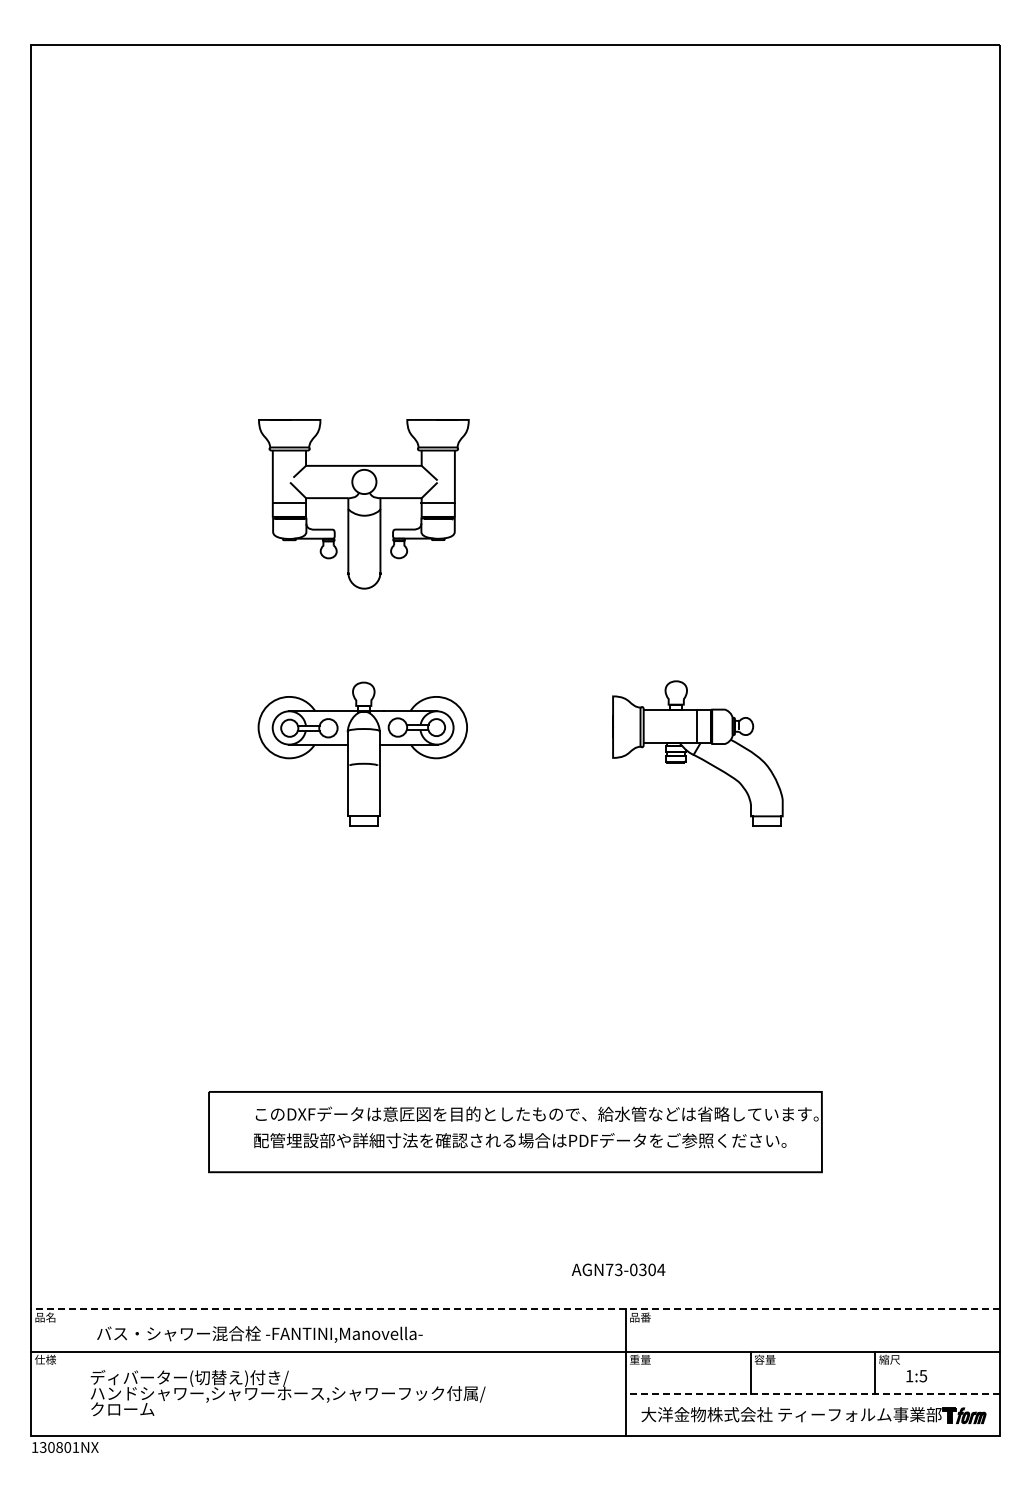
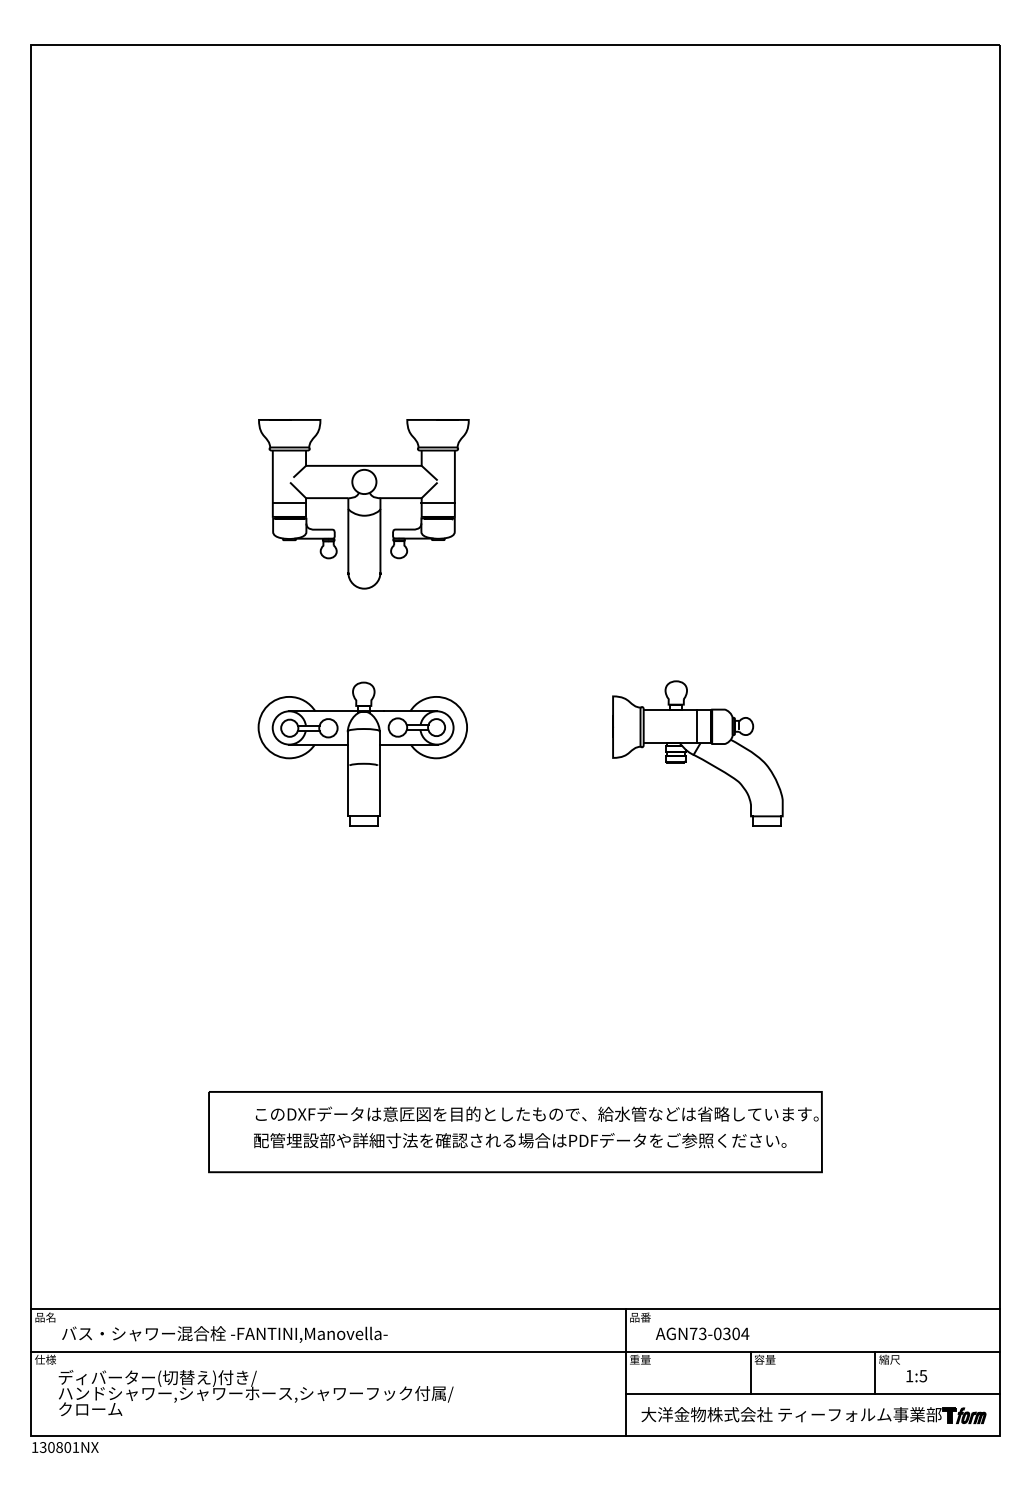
text position: (618, 1269) -> (702, 1333) (702, 1333)
line: dashed -> solid (515, 1309)
text position: (259, 1334) -> (224, 1334) (224, 1334)
text position: (287, 1392) -> (255, 1392) (255, 1392)
line: dashed -> solid (812, 1393)
